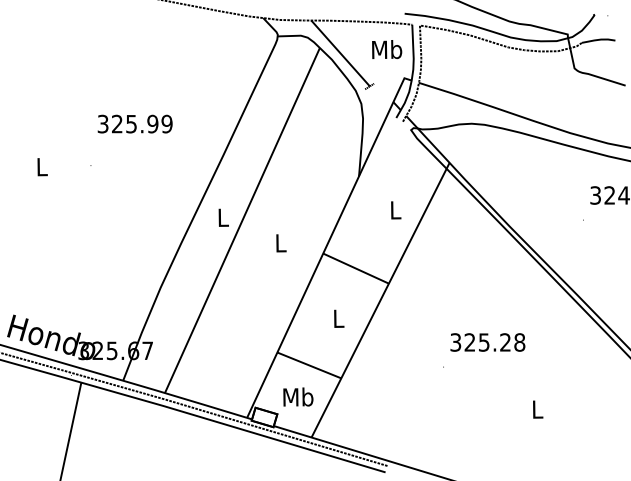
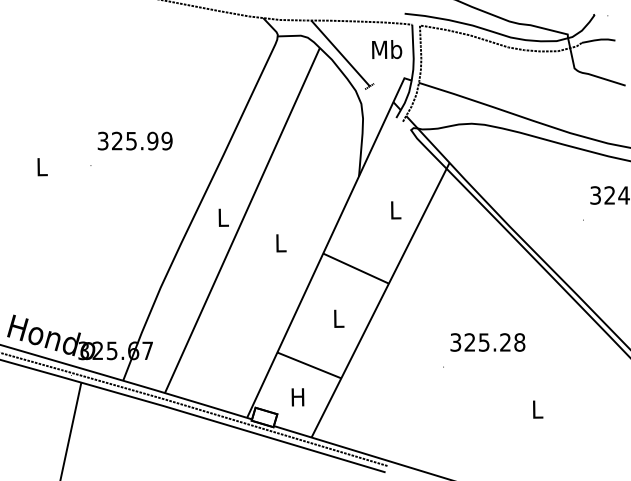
text position: (134, 123) -> (134, 140) (134, 140)
text: Mb -> H (298, 396)
